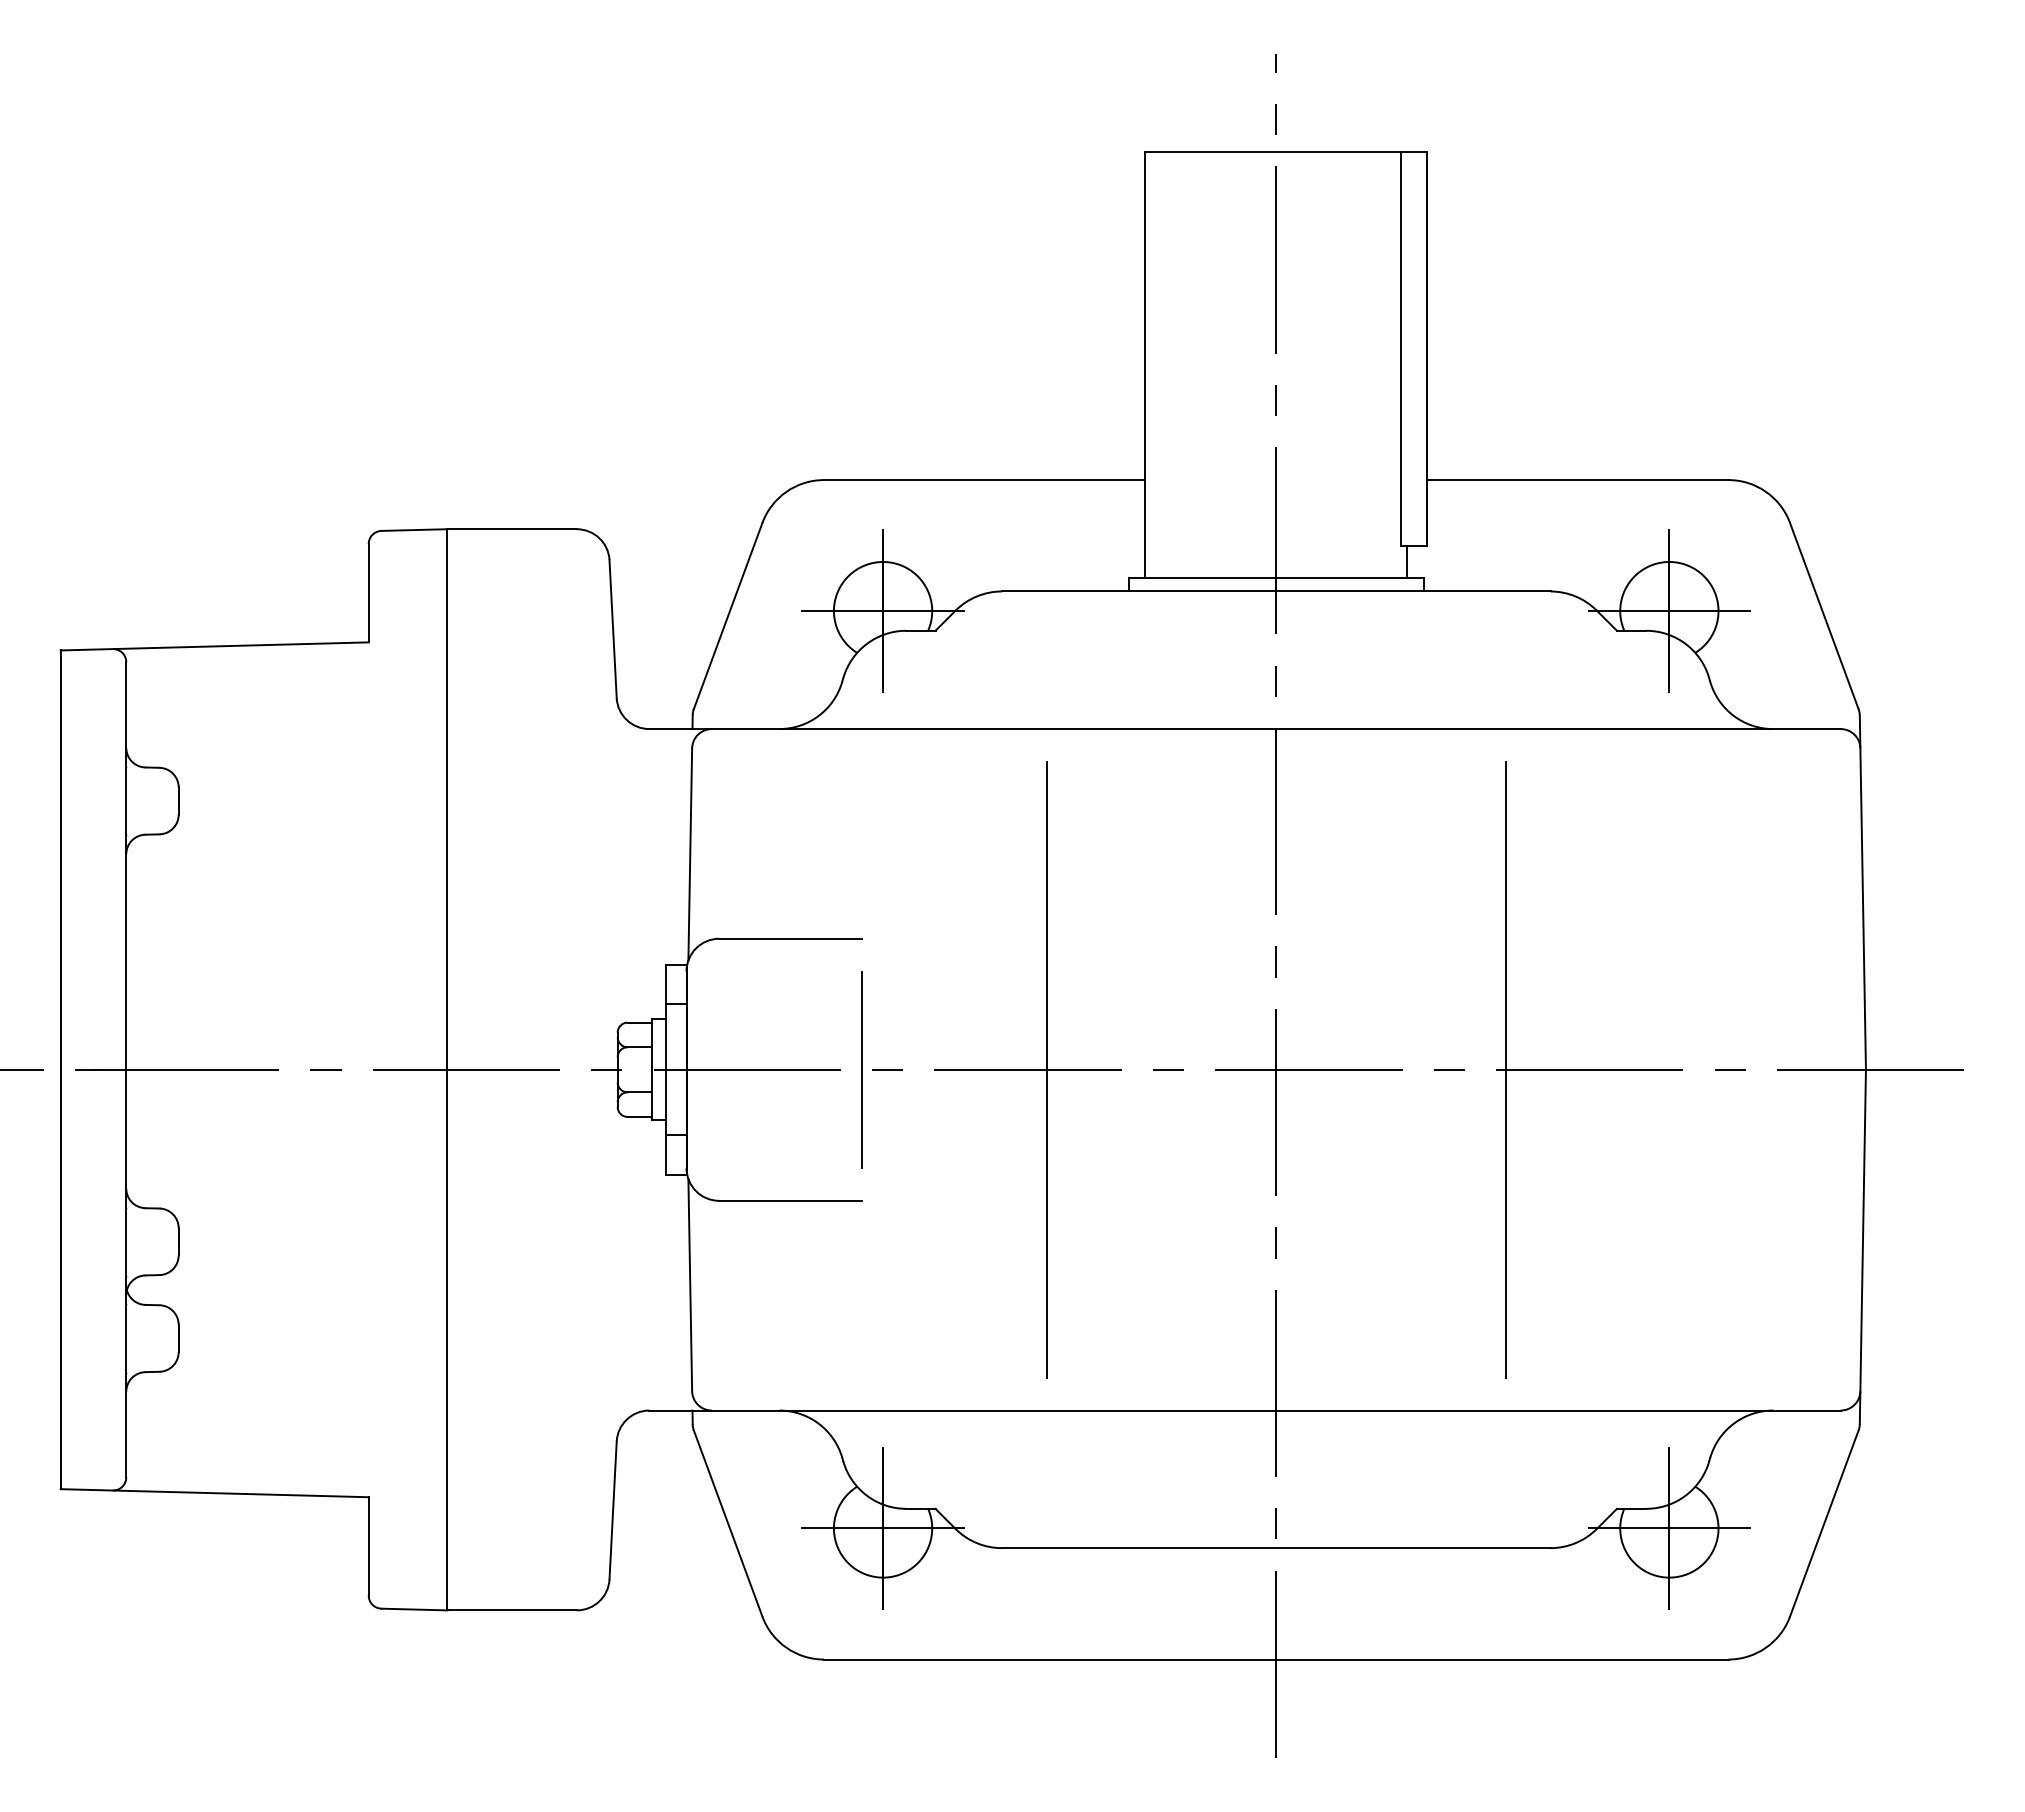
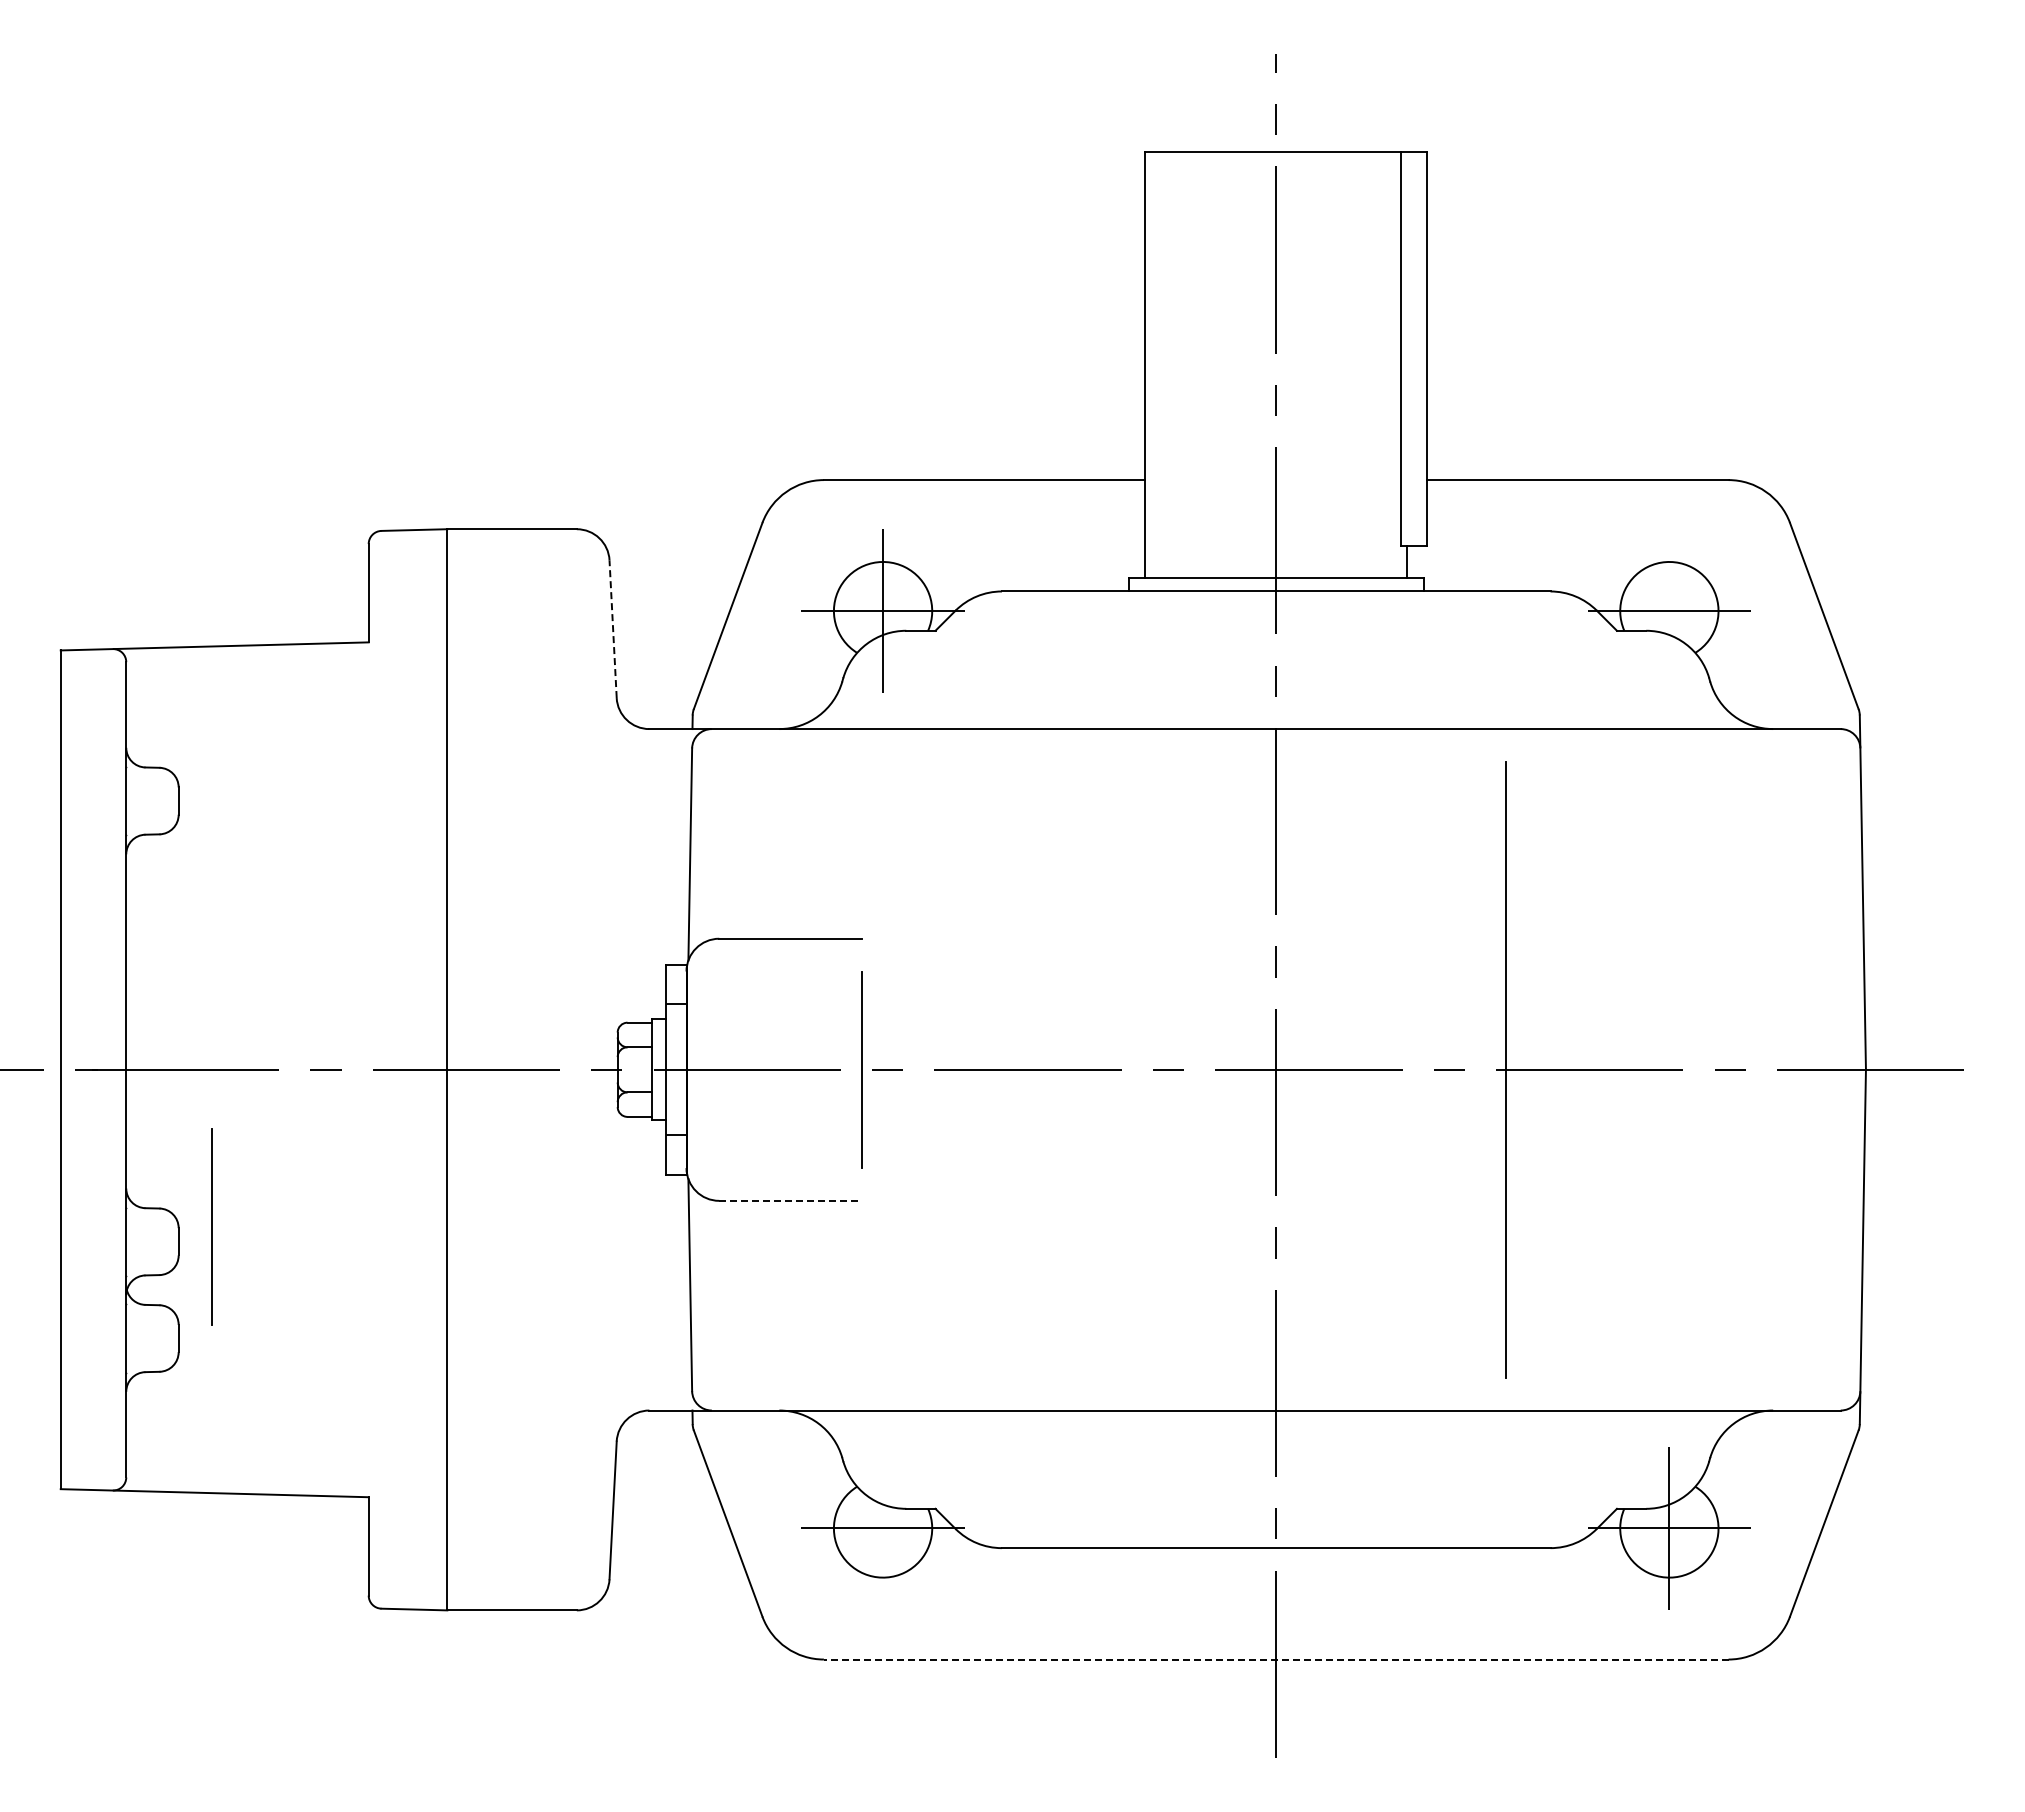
line: present -> none (1669, 610)
line: solid -> dashed (613, 629)
line: present -> none (1046, 1069)
line: solid -> dashed (791, 1200)
line: none -> present (211, 1226)
line: present -> none (883, 1528)
line: solid -> dashed (1275, 1659)
